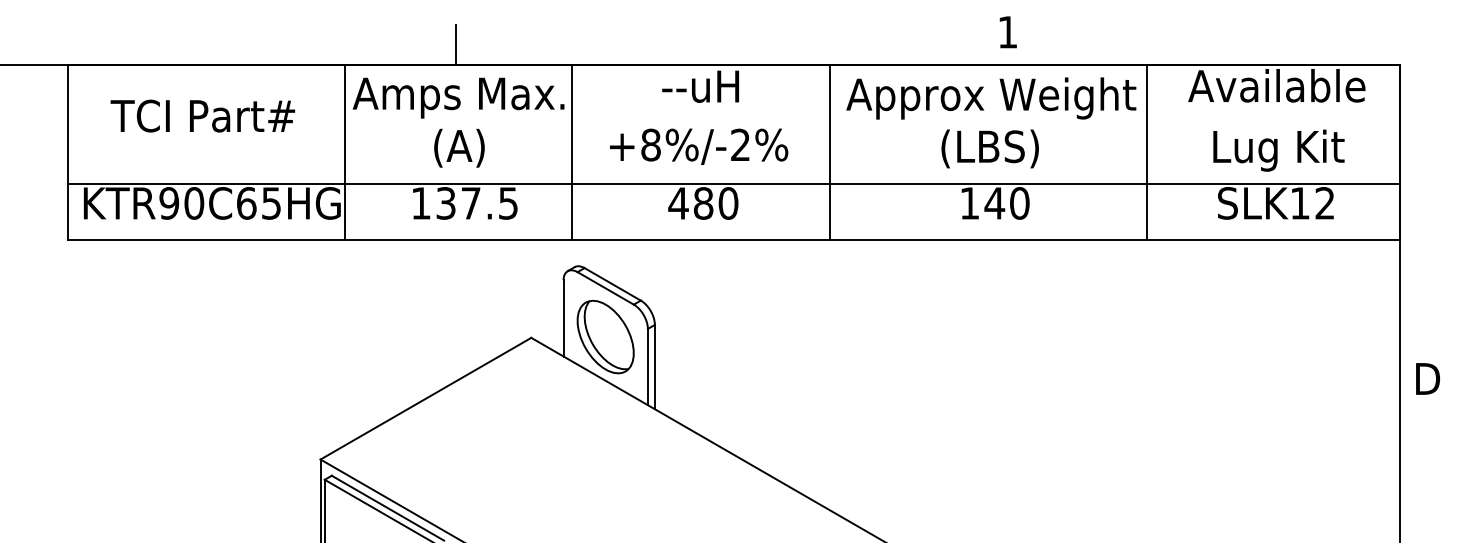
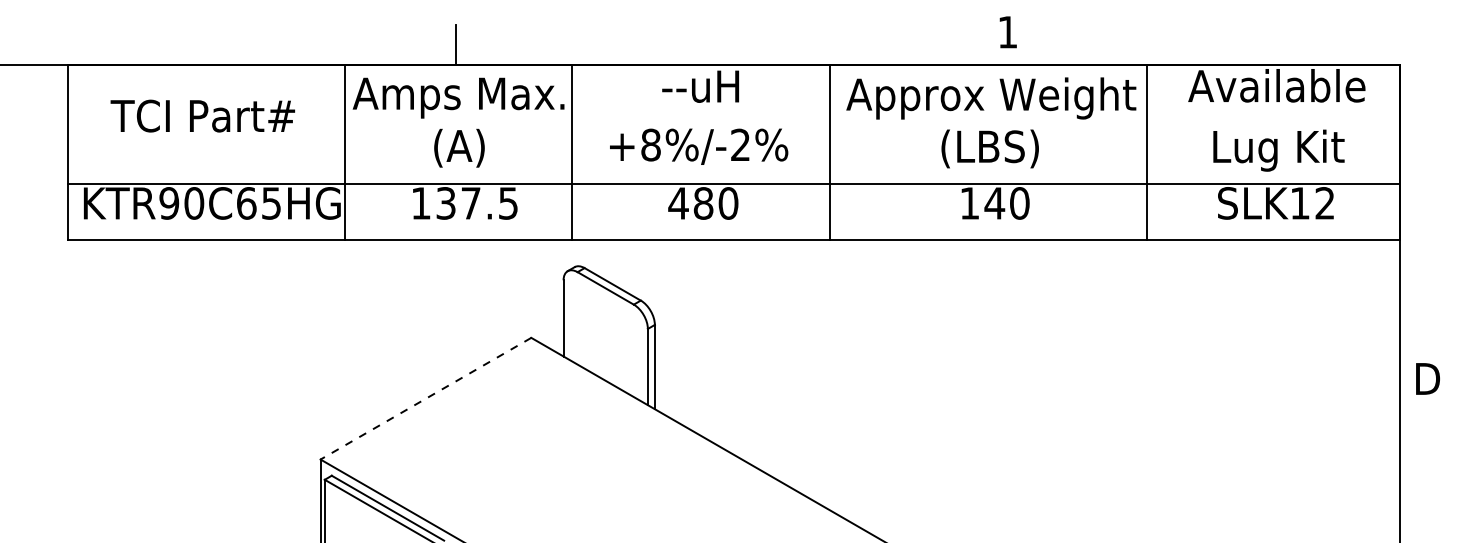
part: present -> none (605, 336)
line: solid -> dashed (425, 398)
